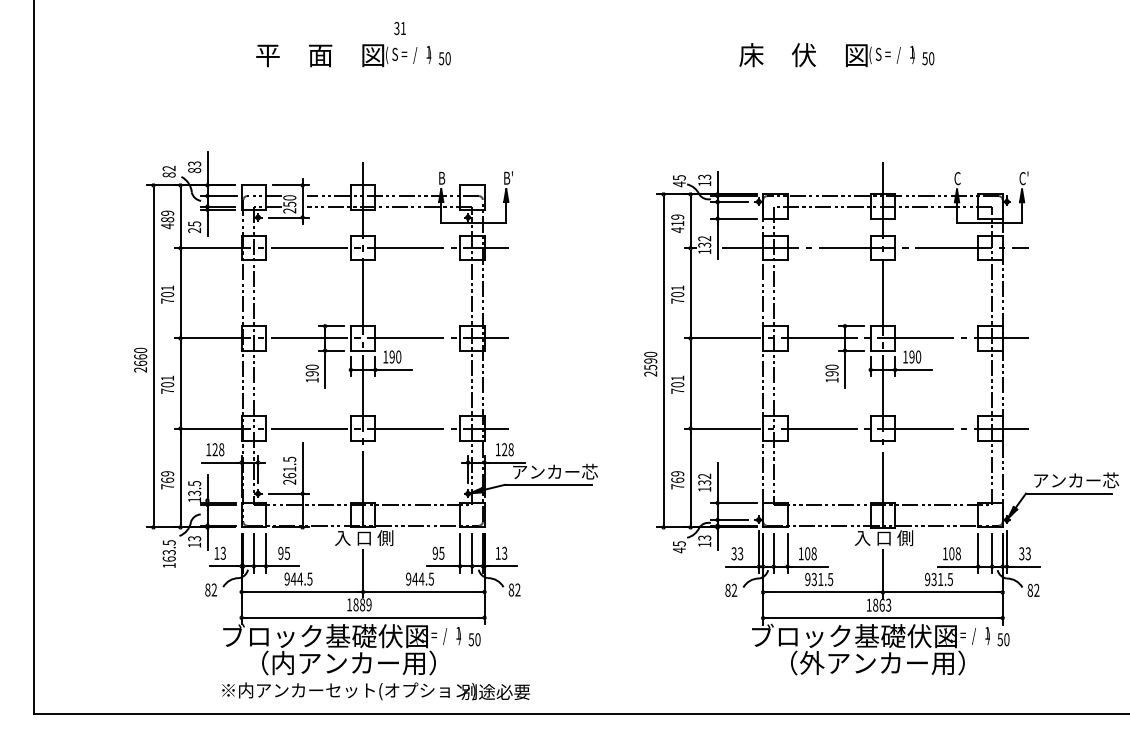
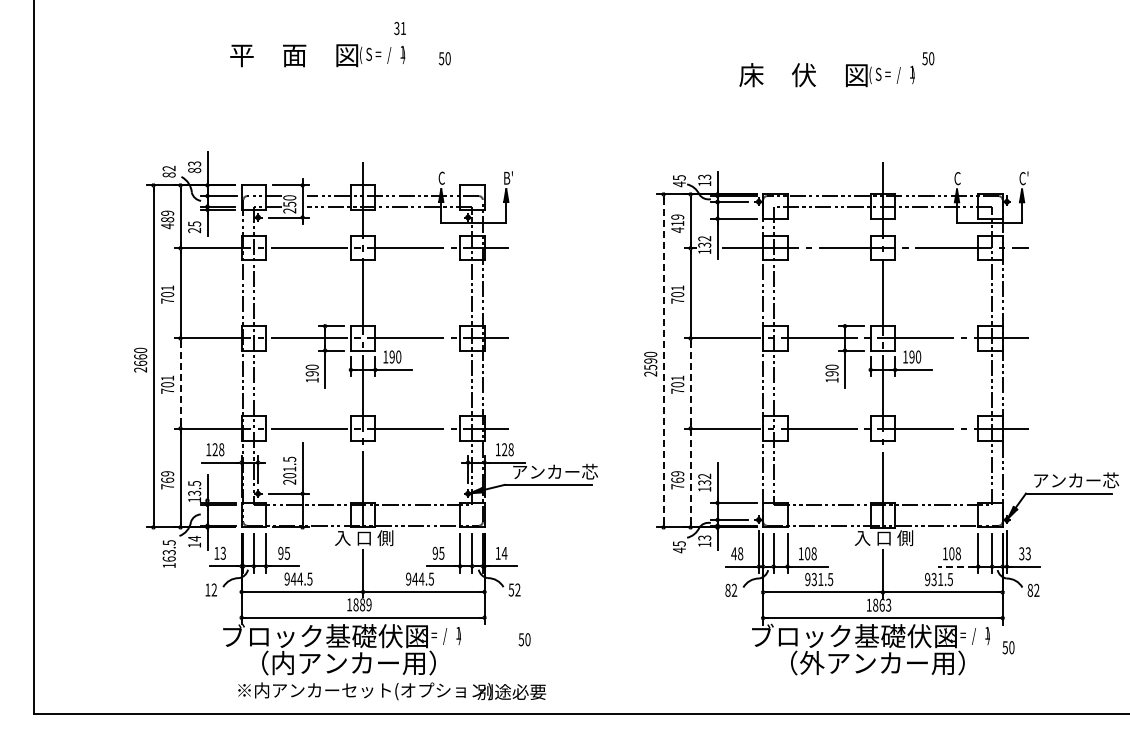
text position: (343, 55) -> (317, 55) (317, 55)
text position: (826, 55) -> (826, 75) (826, 75)
text: B -> C (441, 177)
line: solid -> dashed (663, 361)
line: solid -> dashed (180, 383)
line: solid -> dashed (690, 383)
text: 261.5 -> 201.5 (289, 475)
line: solid -> dashed (690, 477)
text: 13 -> 14 (194, 538)
text: 13 -> 14 (504, 552)
text: 33 -> 48 (737, 553)
line: solid -> dashed (956, 566)
text: 82 -> 12 (207, 589)
text: 82 -> 52 (511, 589)
text position: (474, 639) -> (524, 639) (524, 639)
text position: (1003, 639) -> (1008, 647) (1008, 647)
text position: (376, 691) -> (392, 691) (392, 691)
